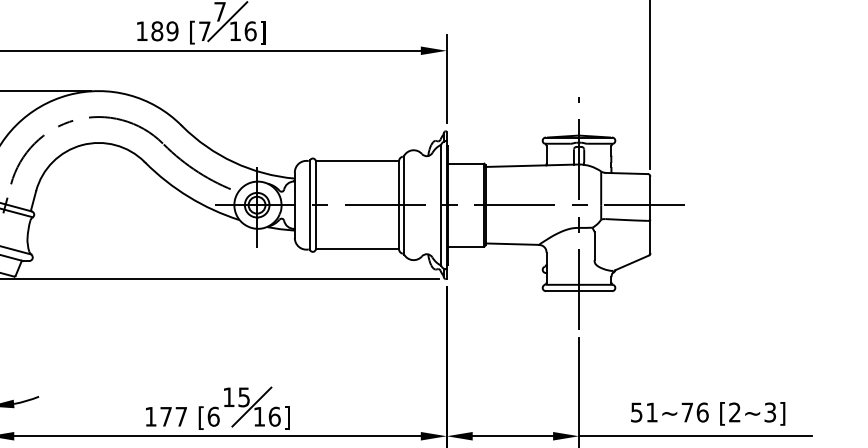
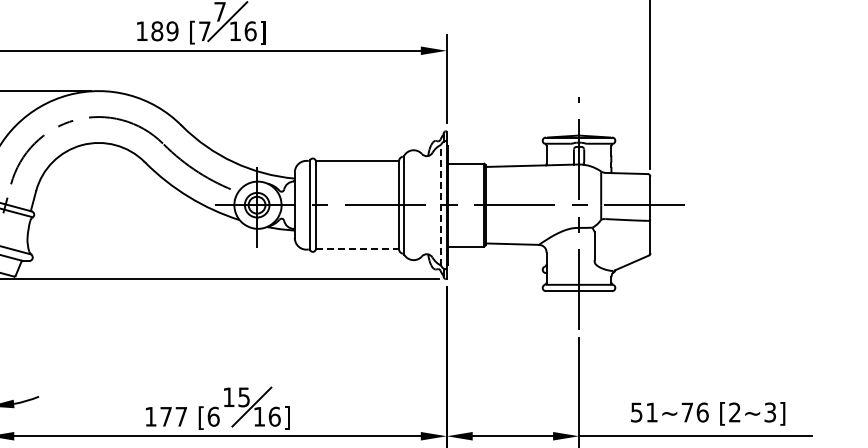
line: solid -> dashed (441, 204)
line: solid -> dashed (357, 249)
